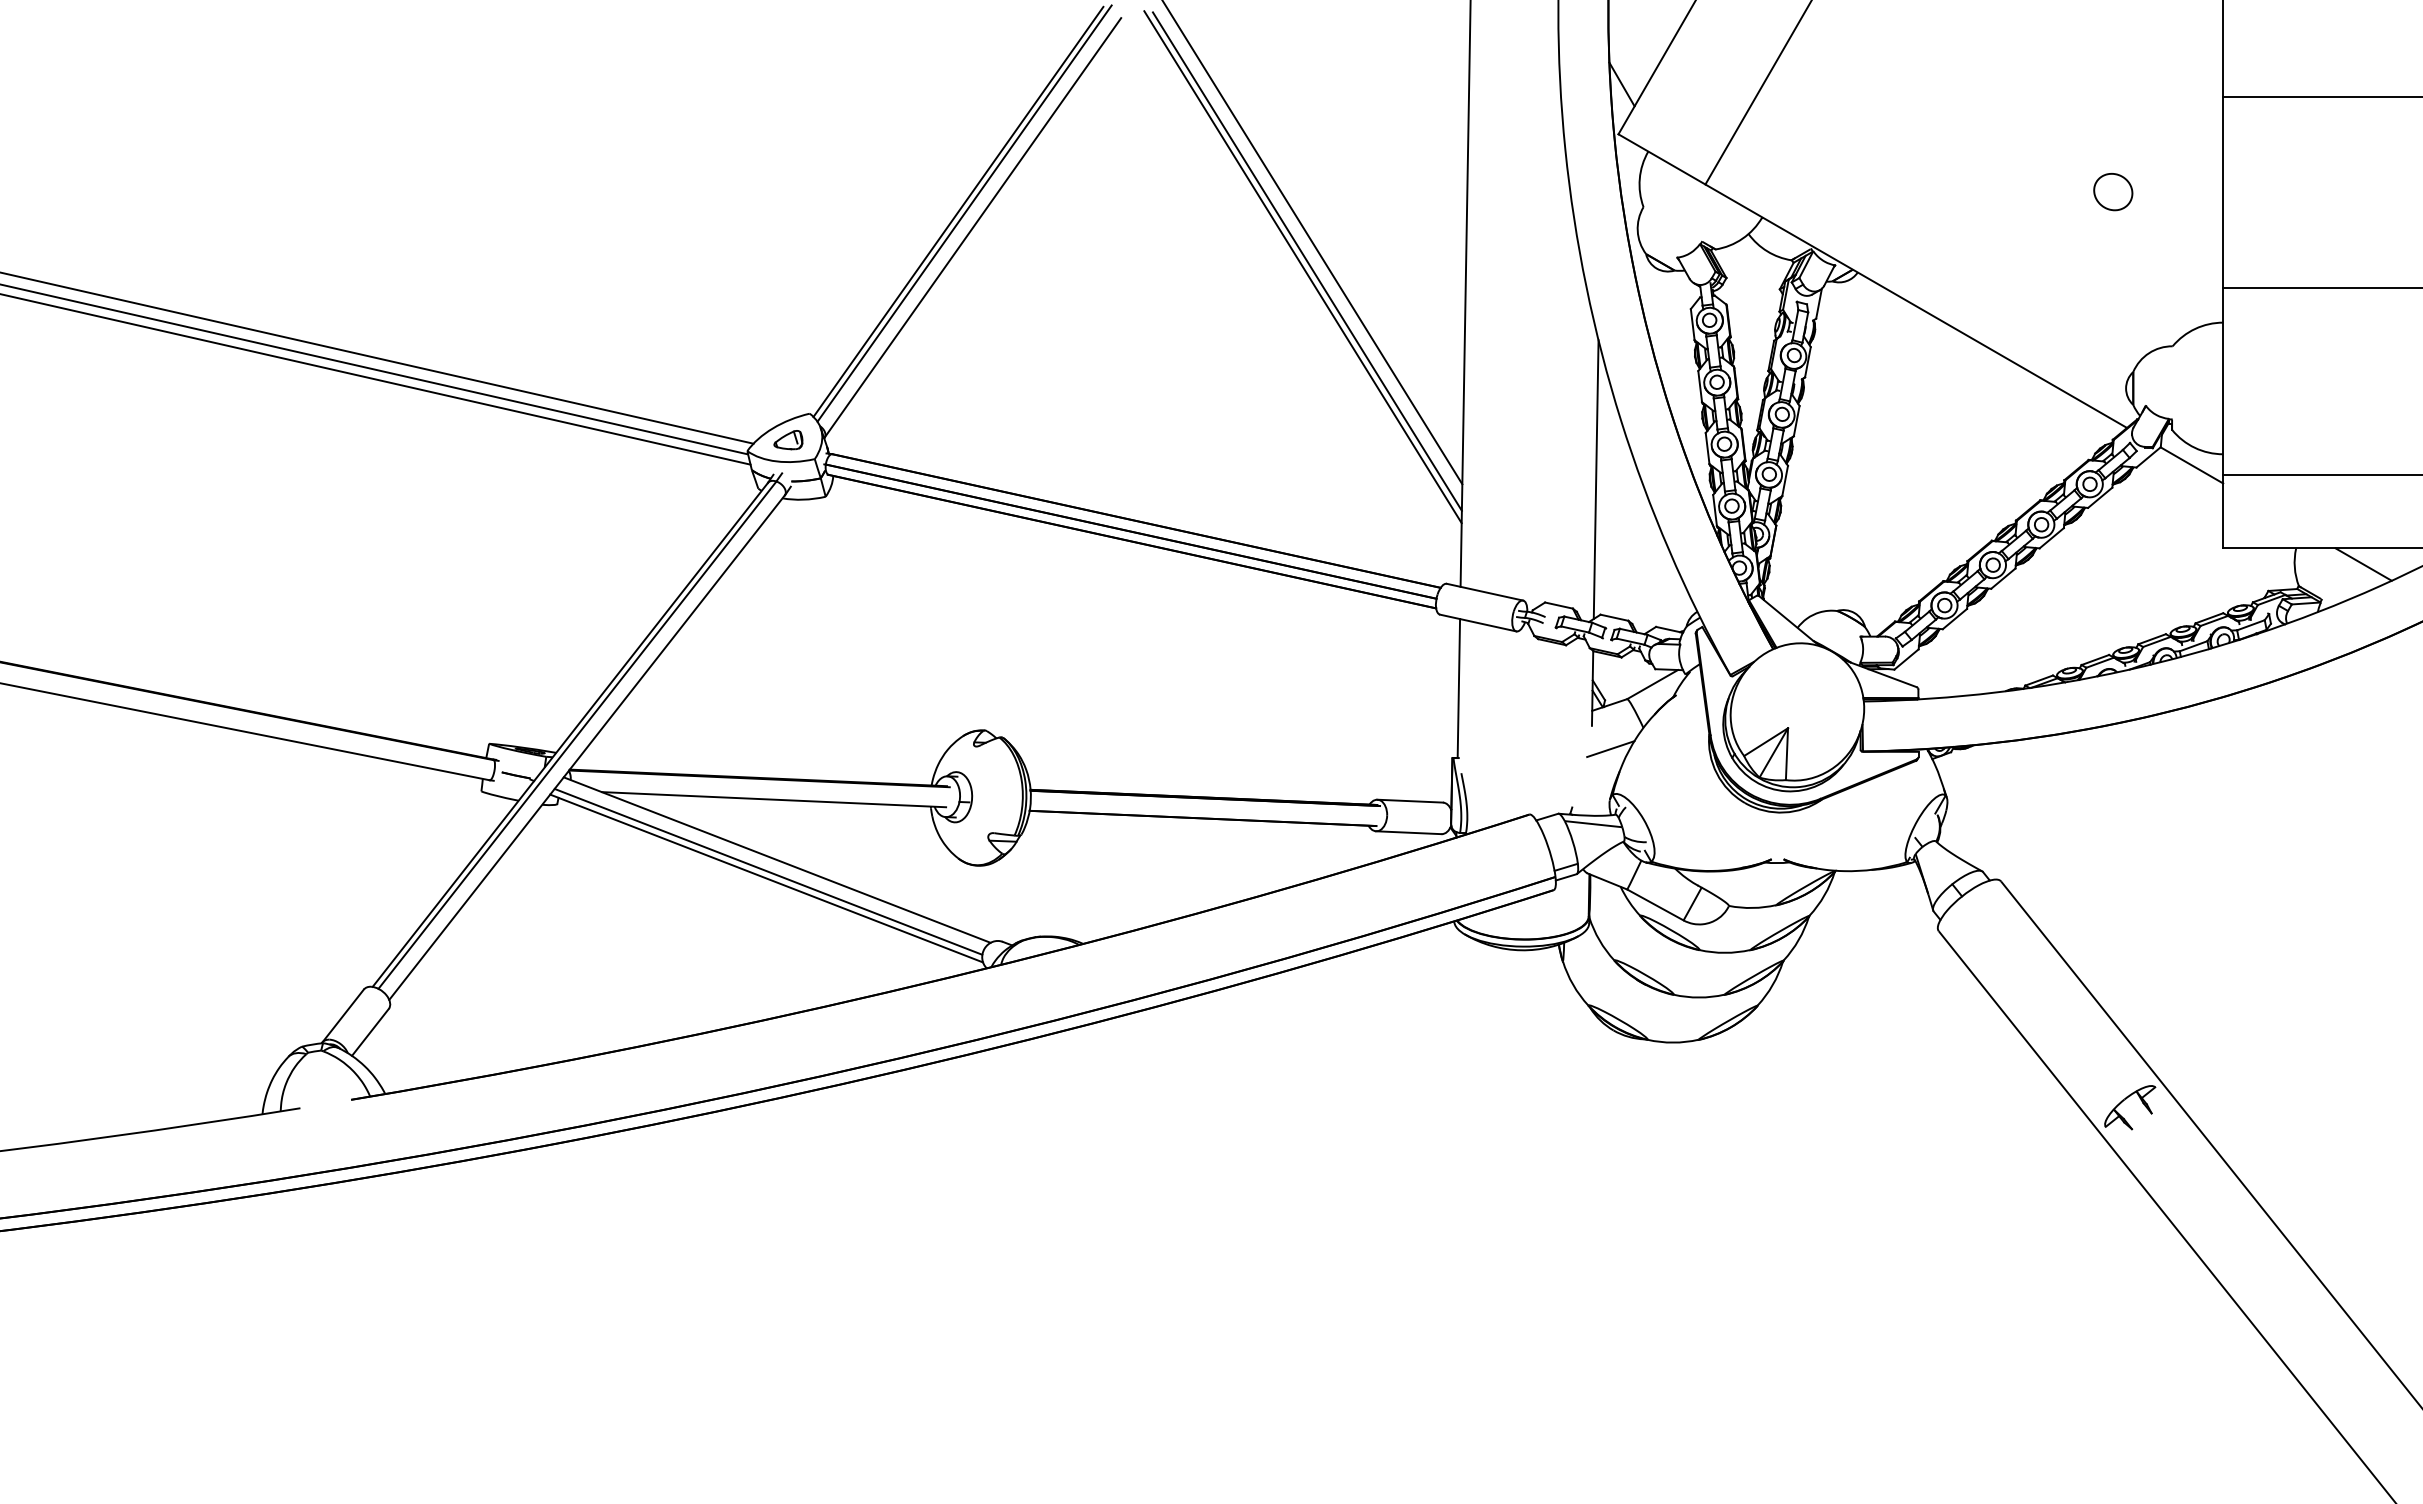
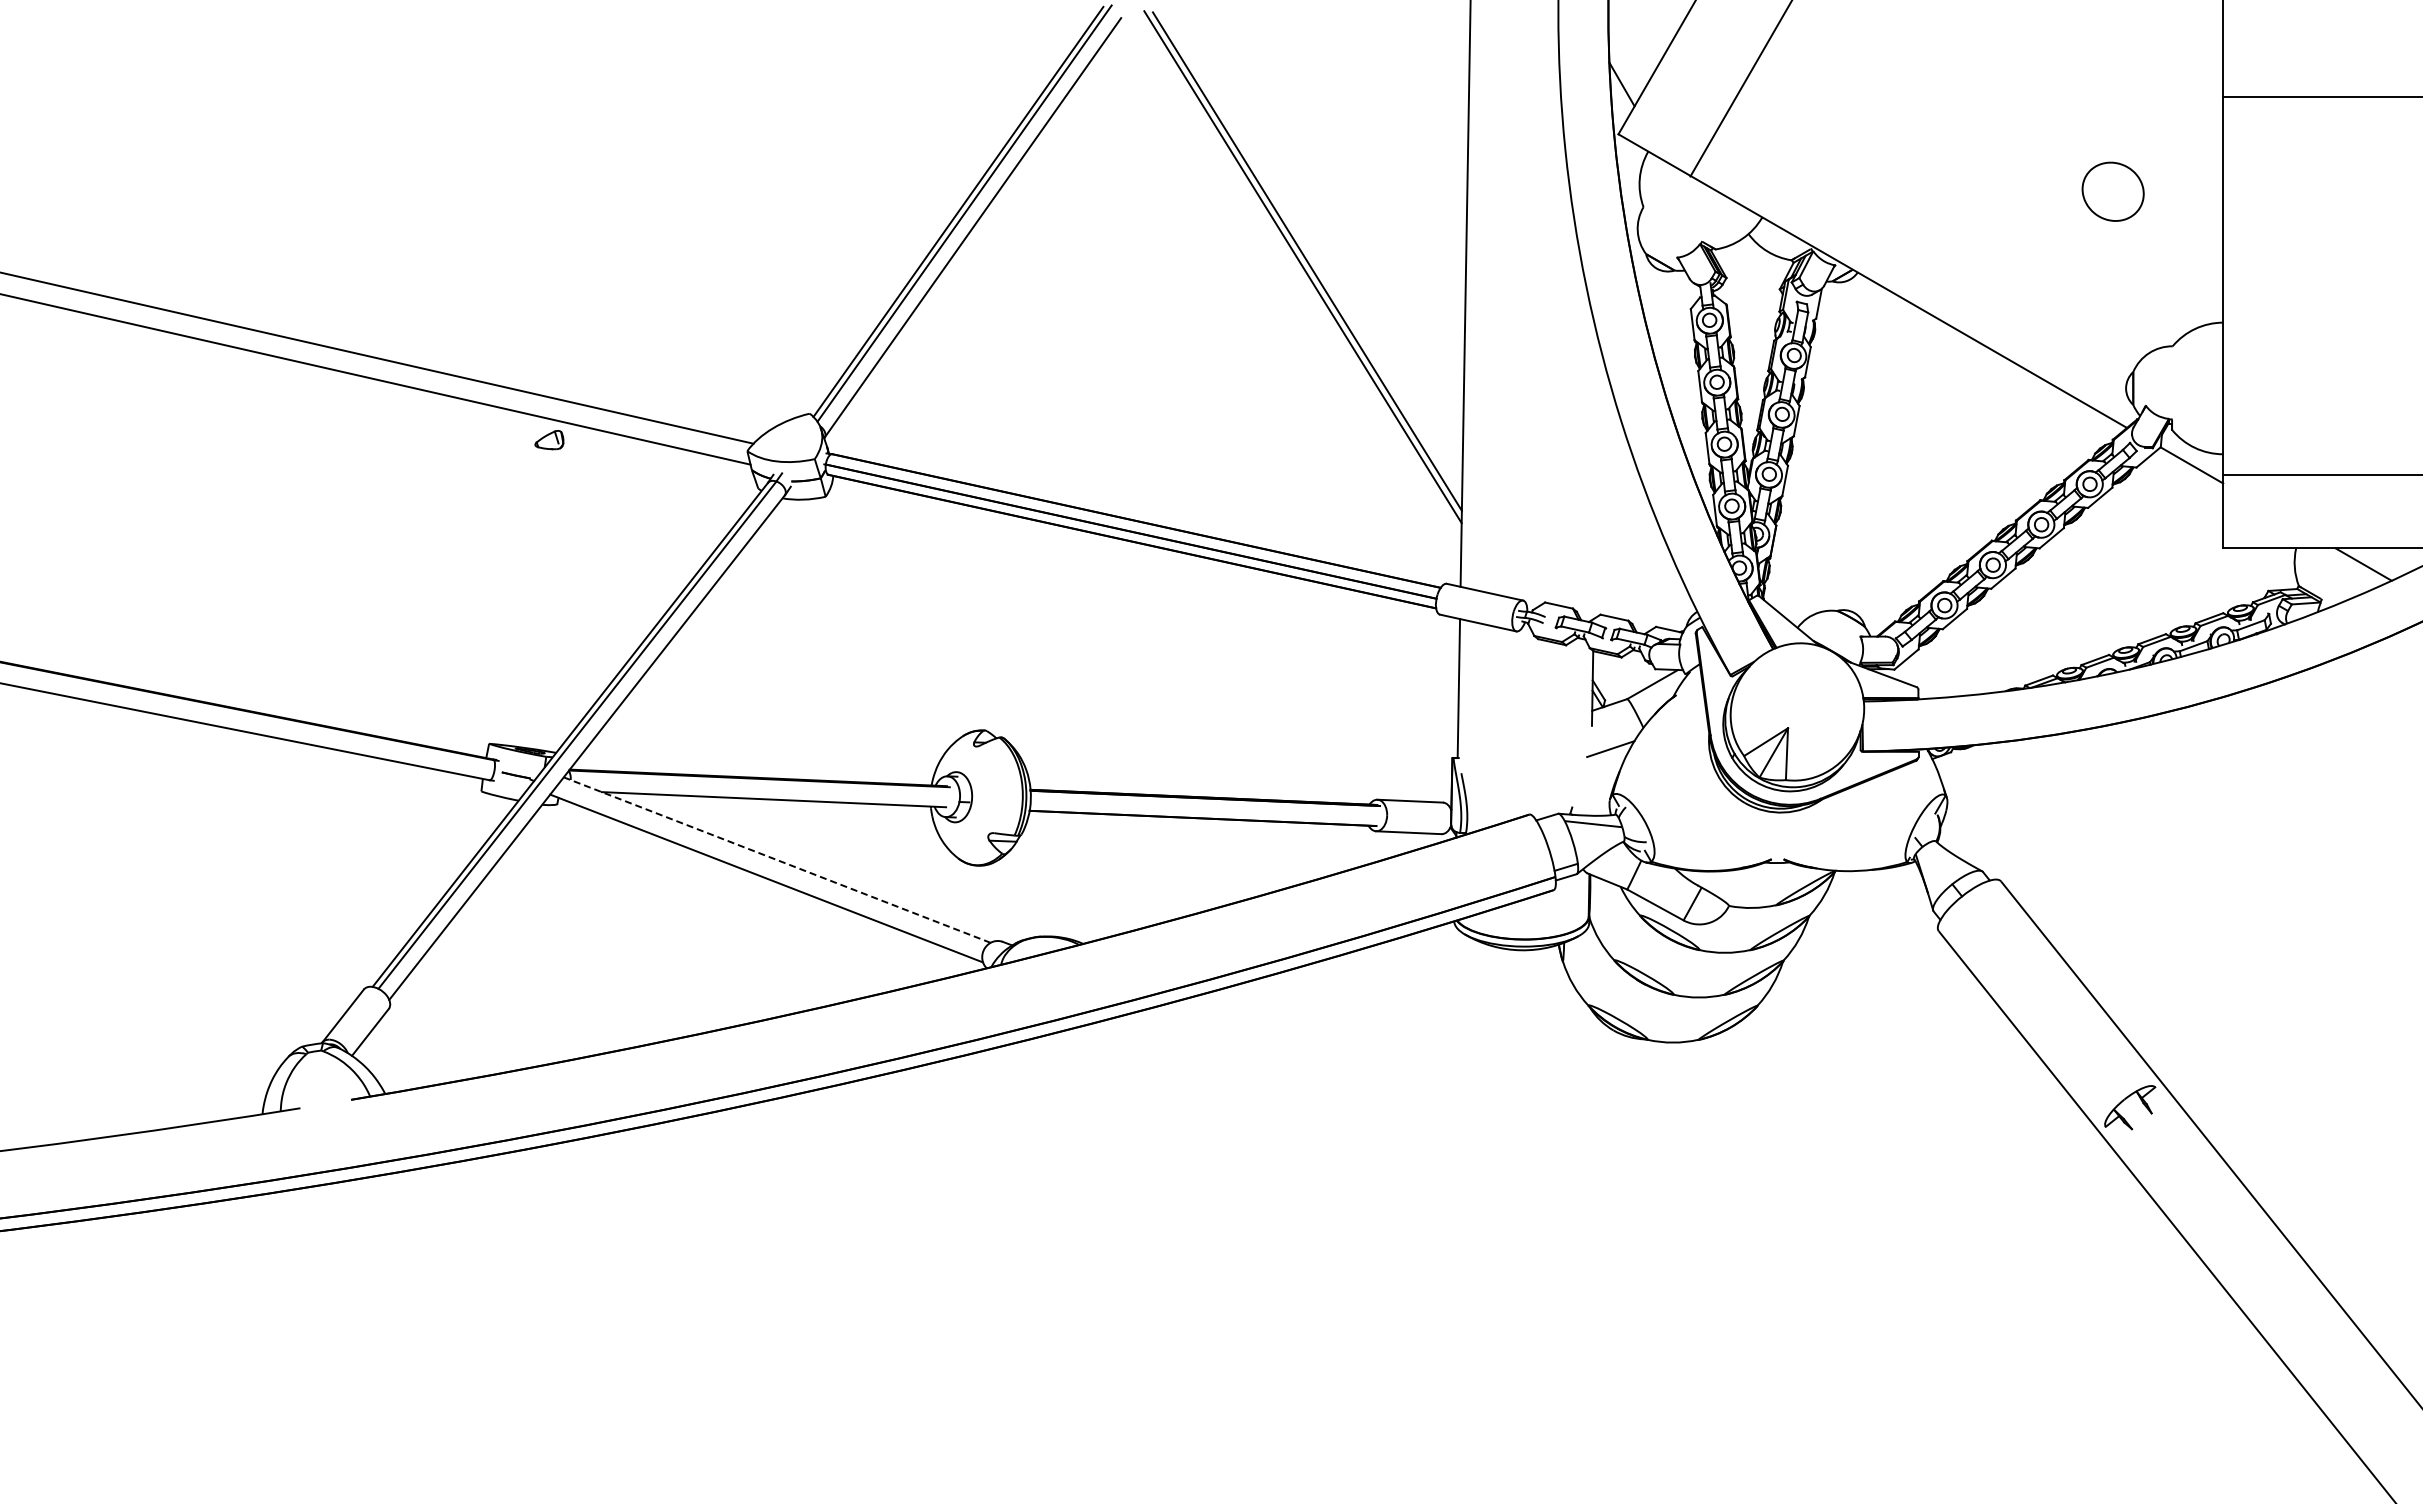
line position: (1757, 93) -> (1740, 89) (1740, 89)
part size: 41x39 px -> 64x61 px (2112, 191)
line: present -> none (1312, 243)
line: present -> none (2321, 288)
line: present -> none (375, 369)
part position: (788, 440) -> (549, 440) (549, 440)
line: present -> none (1595, 479)
line: solid -> dashed (777, 860)
line: present -> none (768, 871)
